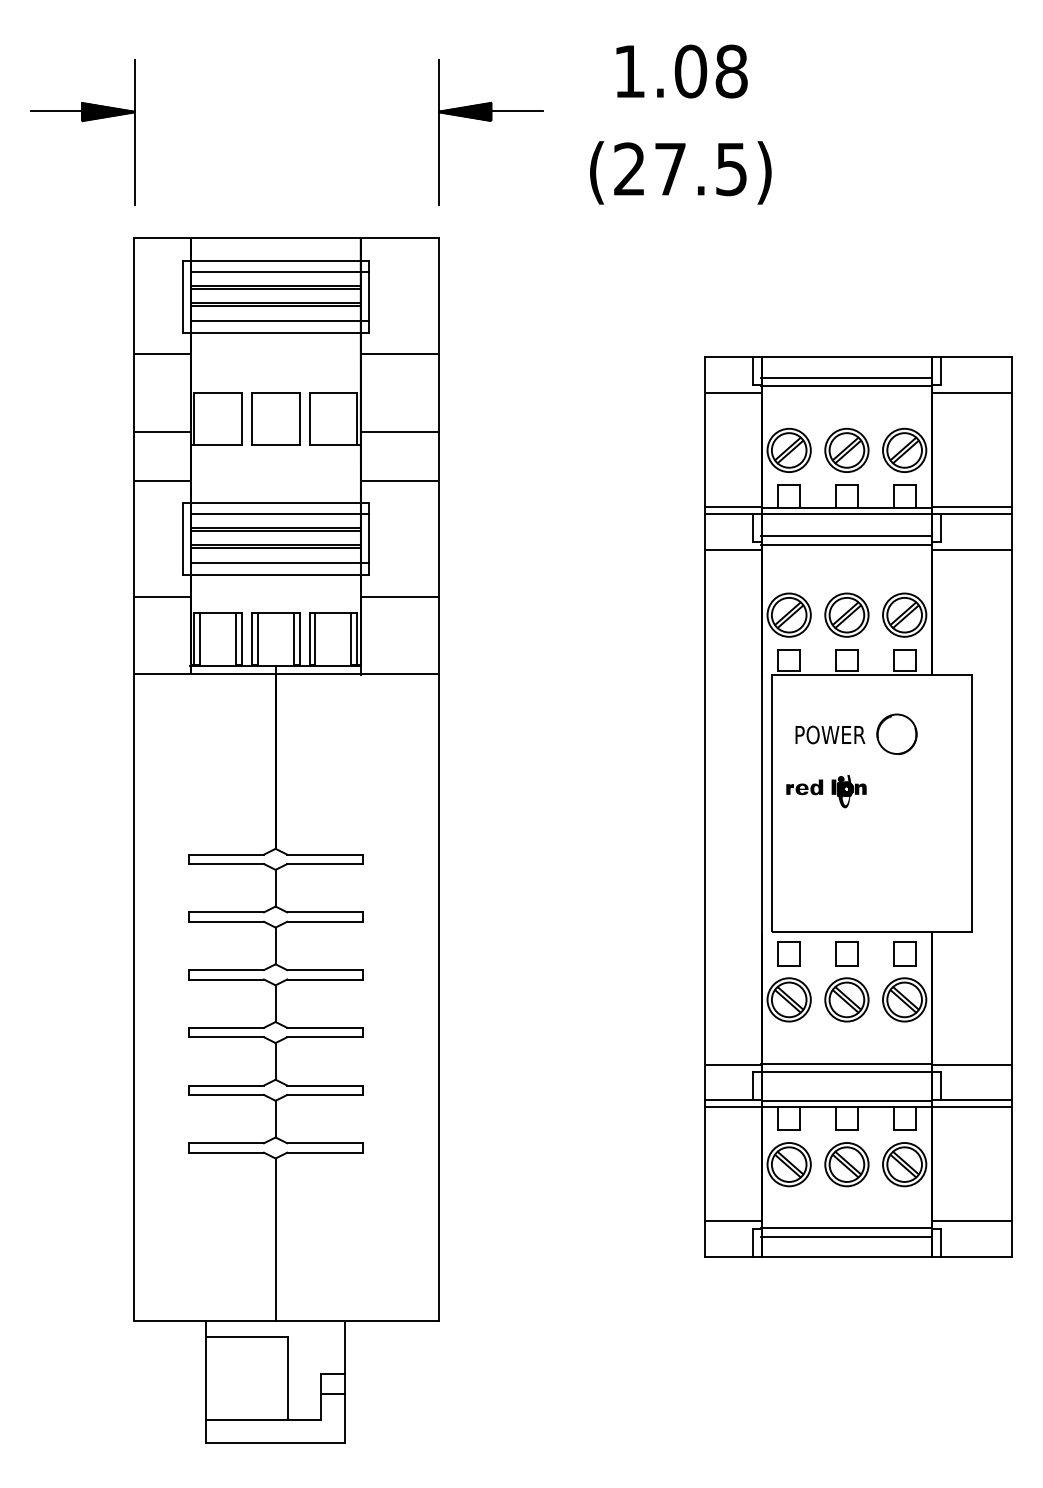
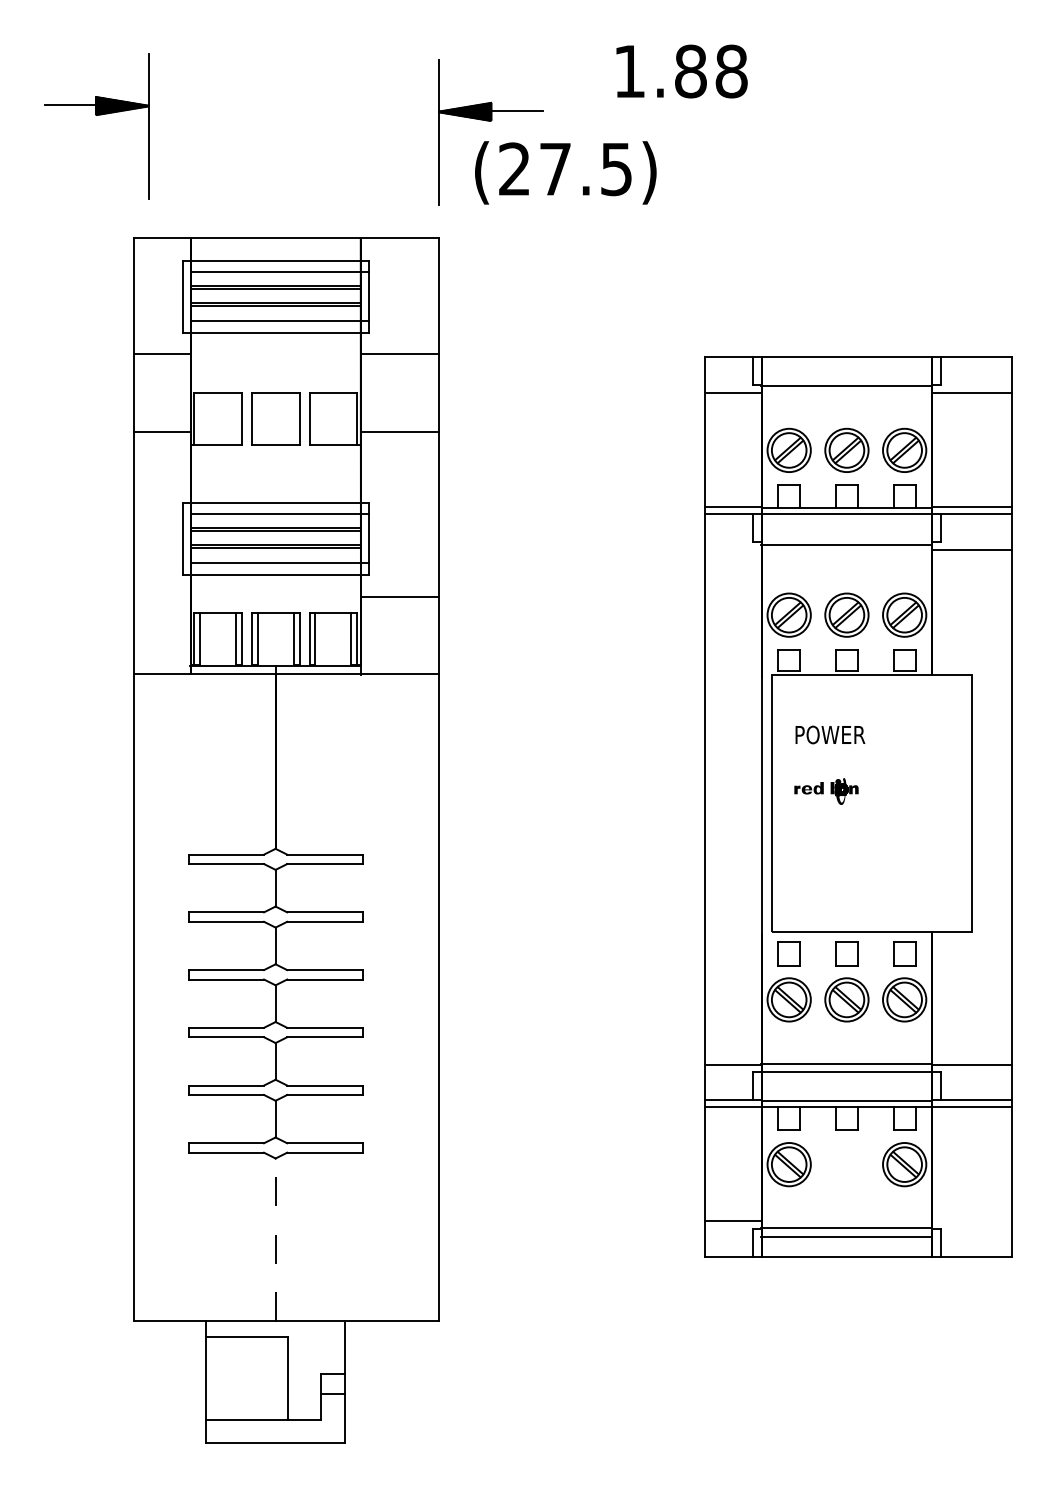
text: 1.08 -> 1.88 (690, 71)
part position: (82, 121) -> (96, 115) (96, 115)
text position: (680, 172) -> (565, 172) (565, 172)
line: present -> none (846, 377)
line: present -> none (162, 481)
line: present -> none (399, 481)
line: present -> none (846, 535)
line: present -> none (733, 549)
line: present -> none (162, 596)
part: present -> none (896, 734)
part size: 81x34 px -> 65x27 px (826, 791)
part: present -> none (846, 1164)
line: present -> none (971, 1221)
line: solid -> dashed (275, 1239)
